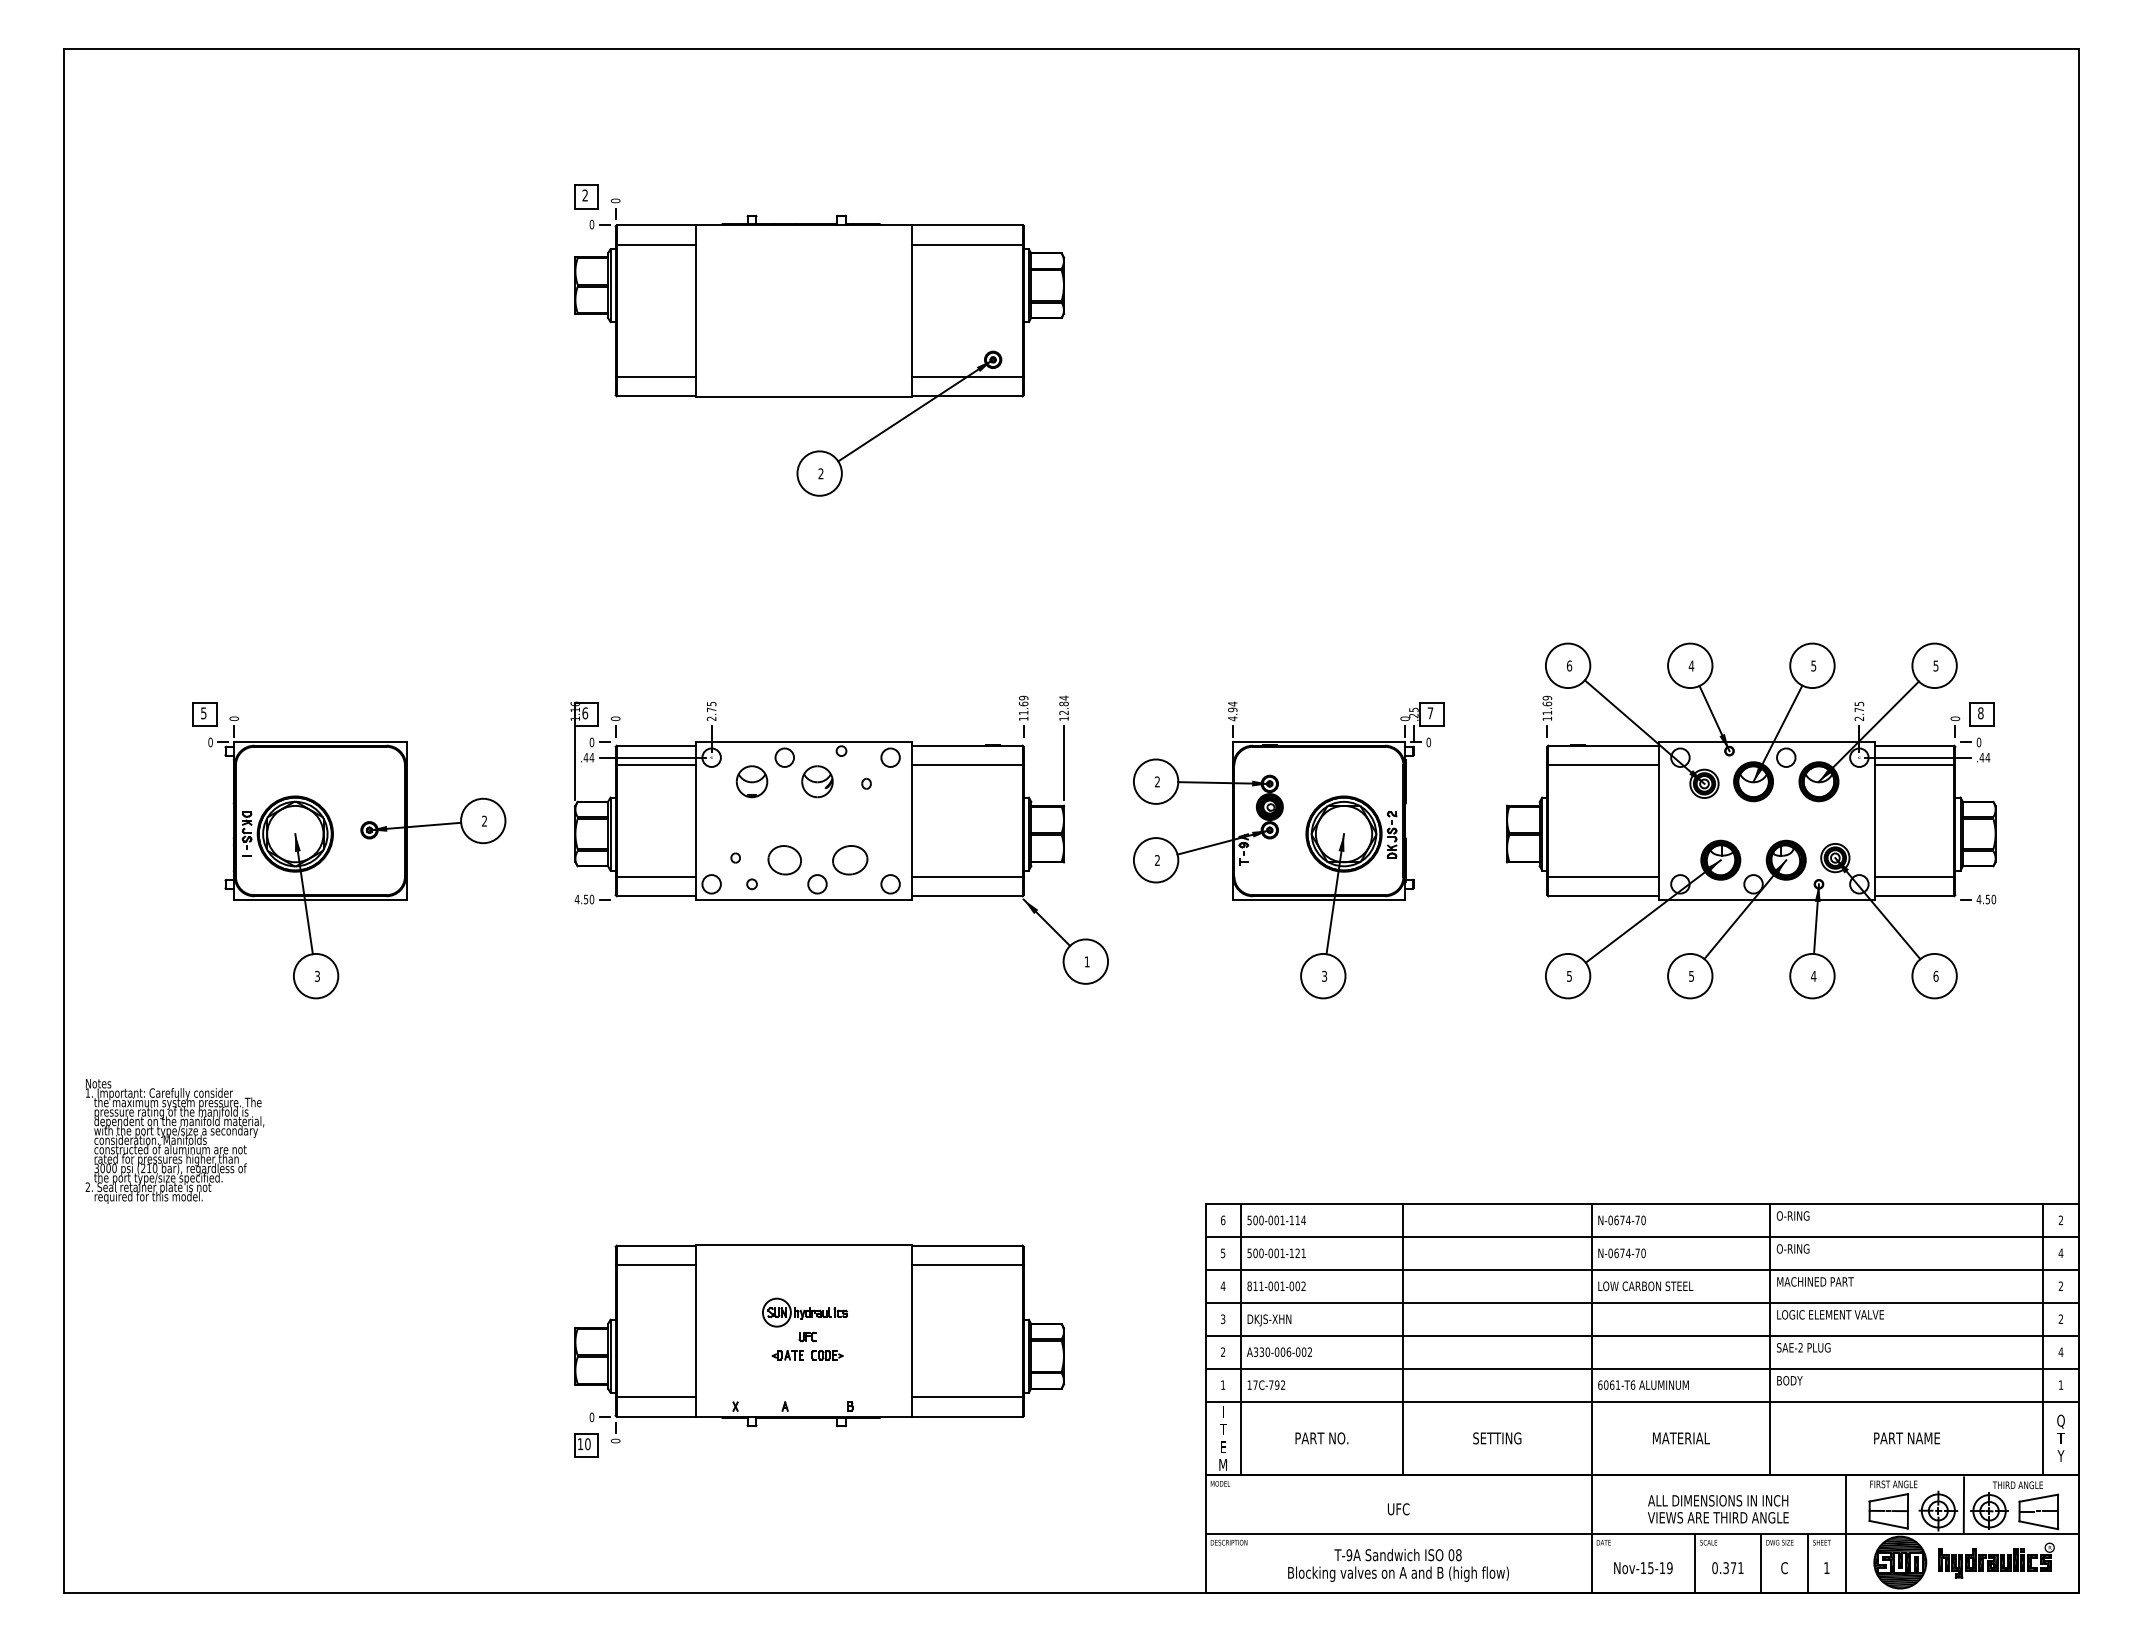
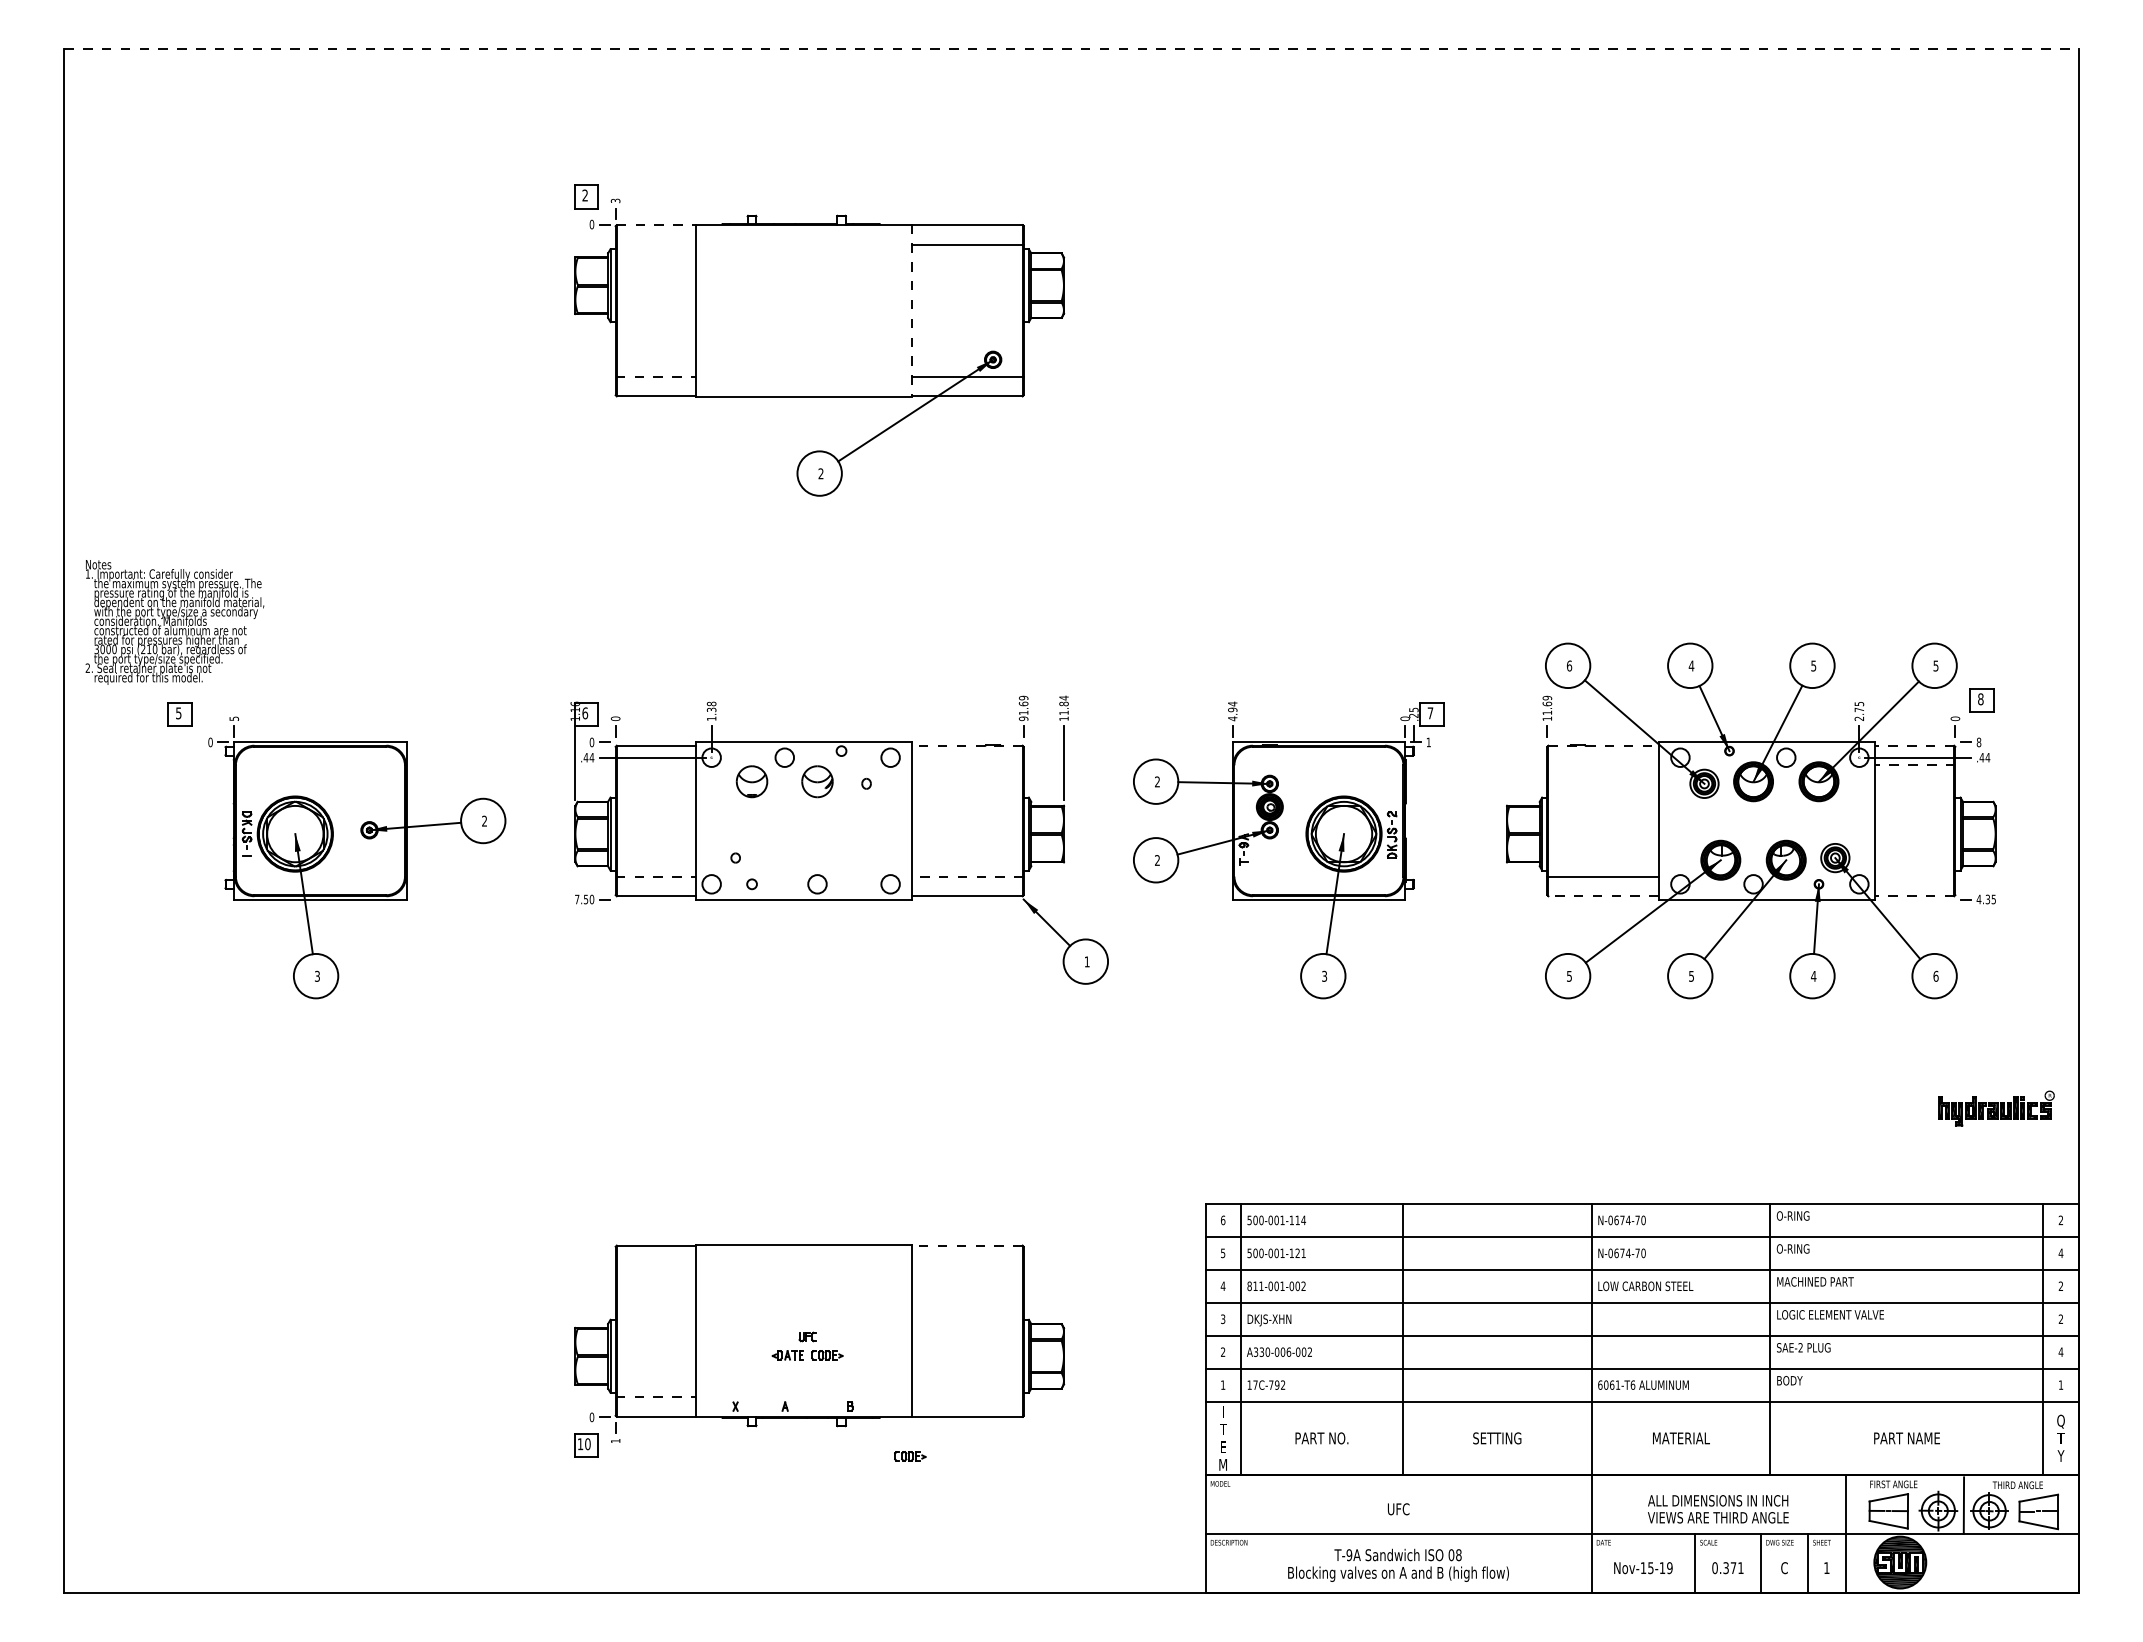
line: solid -> dashed (1072, 49)
text: 0 -> 3 (615, 200)
line: solid -> dashed (656, 225)
line: present -> none (655, 244)
line: solid -> dashed (912, 311)
line: solid -> dashed (656, 376)
text: 2.75 -> 1.38 (711, 710)
text: 12.84 -> 11.84 (1063, 713)
part position: (204, 714) -> (179, 714) (179, 714)
part position: (1981, 714) -> (1981, 700) (1981, 700)
text: 0 -> 5 (233, 718)
text: 11.69 -> 91.69 (1023, 718)
text: 0 -> 1 (1428, 742)
text: 0 -> 8 (1978, 742)
line: solid -> dashed (967, 745)
line: solid -> dashed (1604, 745)
line: solid -> dashed (1914, 745)
line: present -> none (655, 765)
line: present -> none (967, 765)
line: present -> none (1602, 765)
line: solid -> dashed (1914, 765)
part: present -> none (784, 860)
part: present -> none (850, 860)
line: solid -> dashed (656, 876)
line: solid -> dashed (968, 876)
line: present -> none (1914, 876)
line: solid -> dashed (1603, 896)
line: solid -> dashed (1914, 896)
text: 4.50 -> 7.50 (576, 899)
text: 4.50 -> 4.35 (1991, 899)
text position: (174, 1141) -> (174, 622) (174, 622)
line: solid -> dashed (967, 1245)
line: present -> none (655, 1265)
line: present -> none (967, 1265)
part: present -> none (804, 1312)
line: solid -> dashed (656, 1397)
line: present -> none (967, 1397)
text: 0 -> 1 (615, 1440)
part: none -> present (910, 1456)
part position: (1996, 1560) -> (1996, 1108) (1996, 1108)
